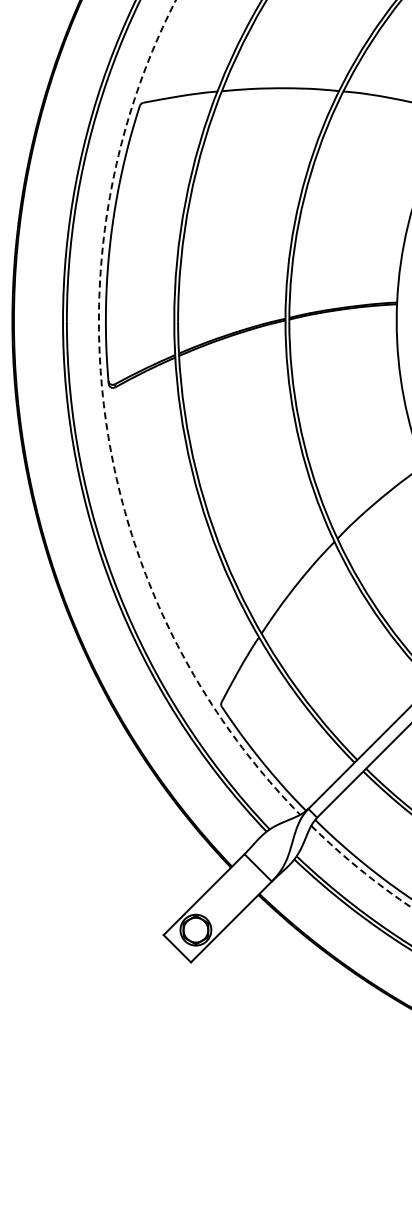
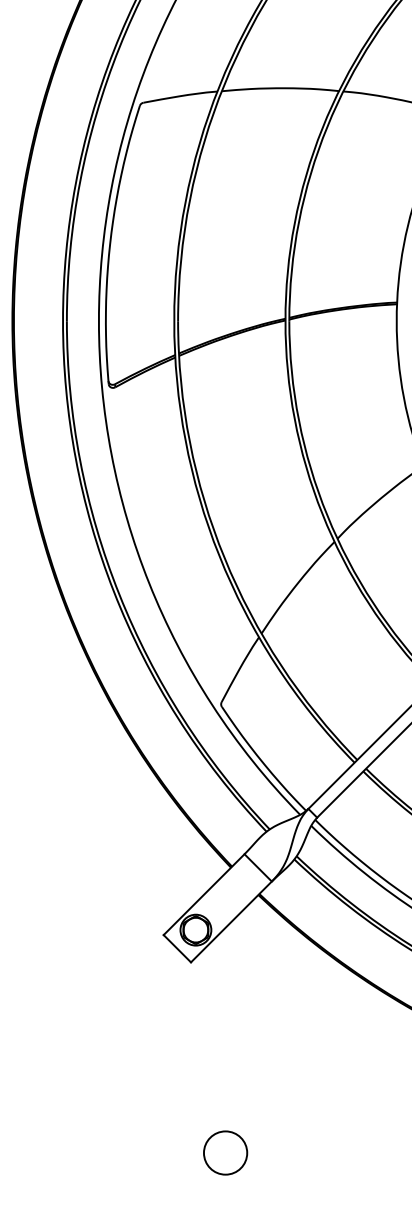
arc: dashed -> solid (107, 431)
arc: dashed -> solid (360, 869)
circle: none -> present (225, 1152)
